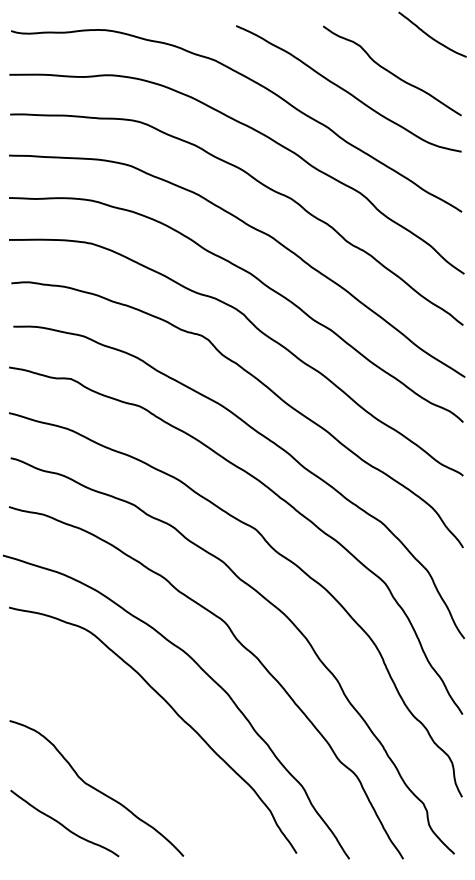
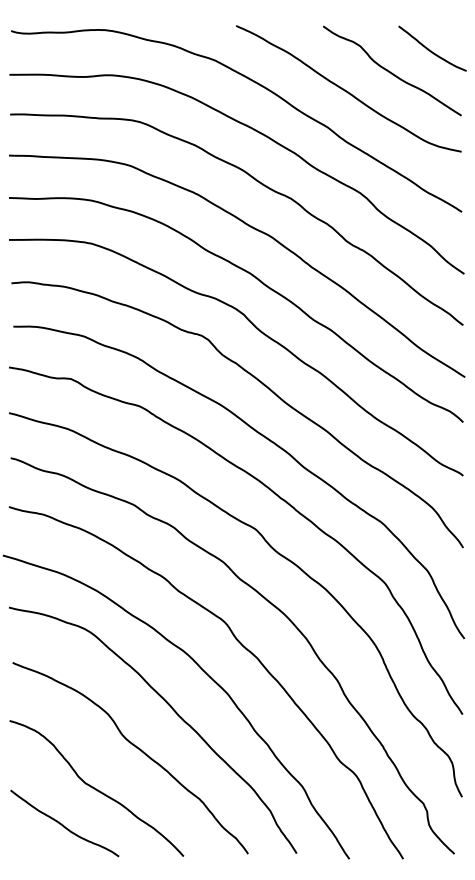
curve position: (431, 36) -> (431, 50) (431, 50)
curve: none -> present (136, 748)
